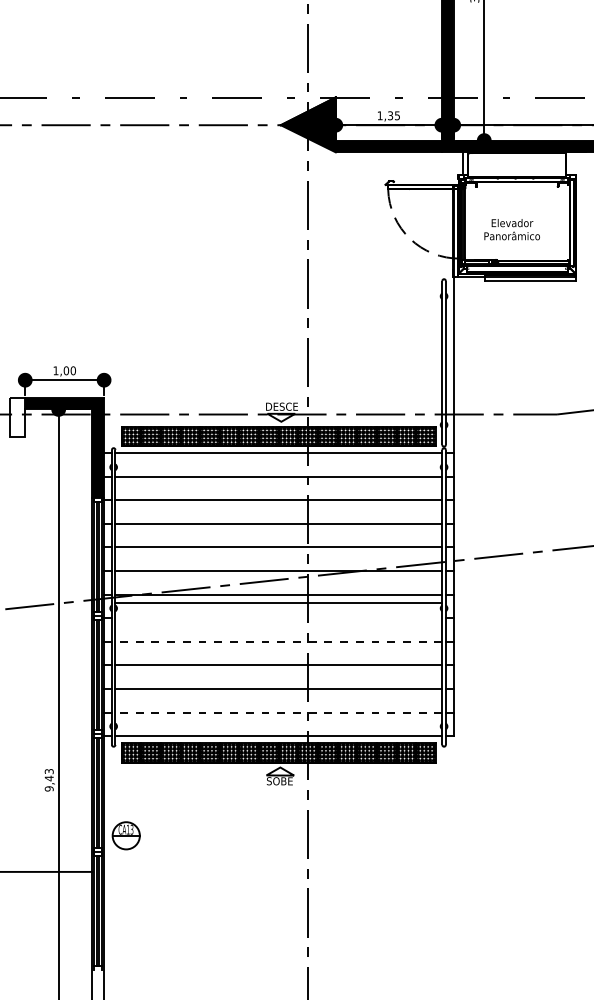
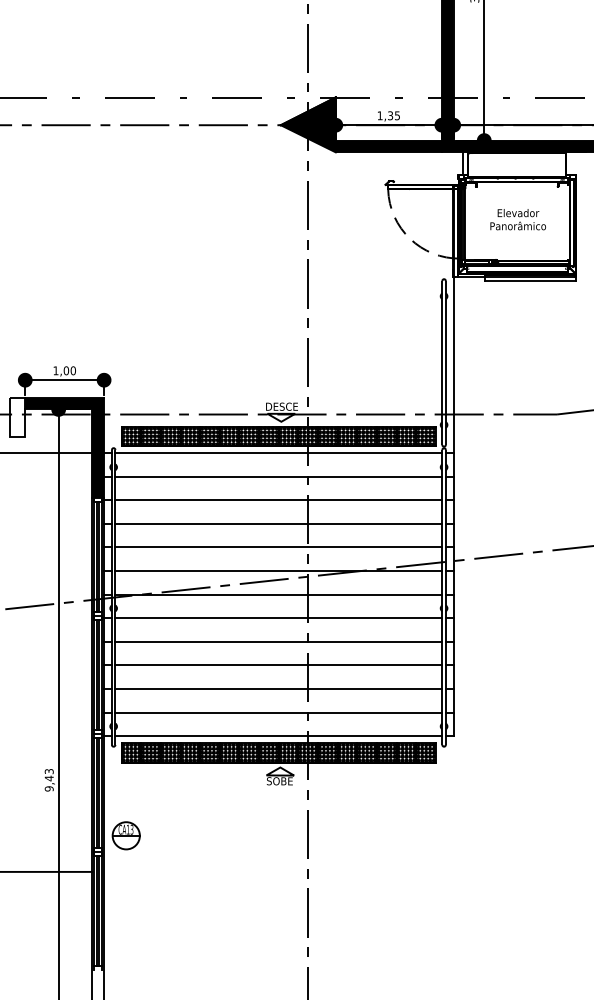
text position: (511, 229) -> (517, 219) (517, 219)
line: none -> present (47, 453)
line position: (278, 603) -> (278, 618) (278, 618)
line: dashed -> solid (278, 641)
line: dashed -> solid (278, 712)
